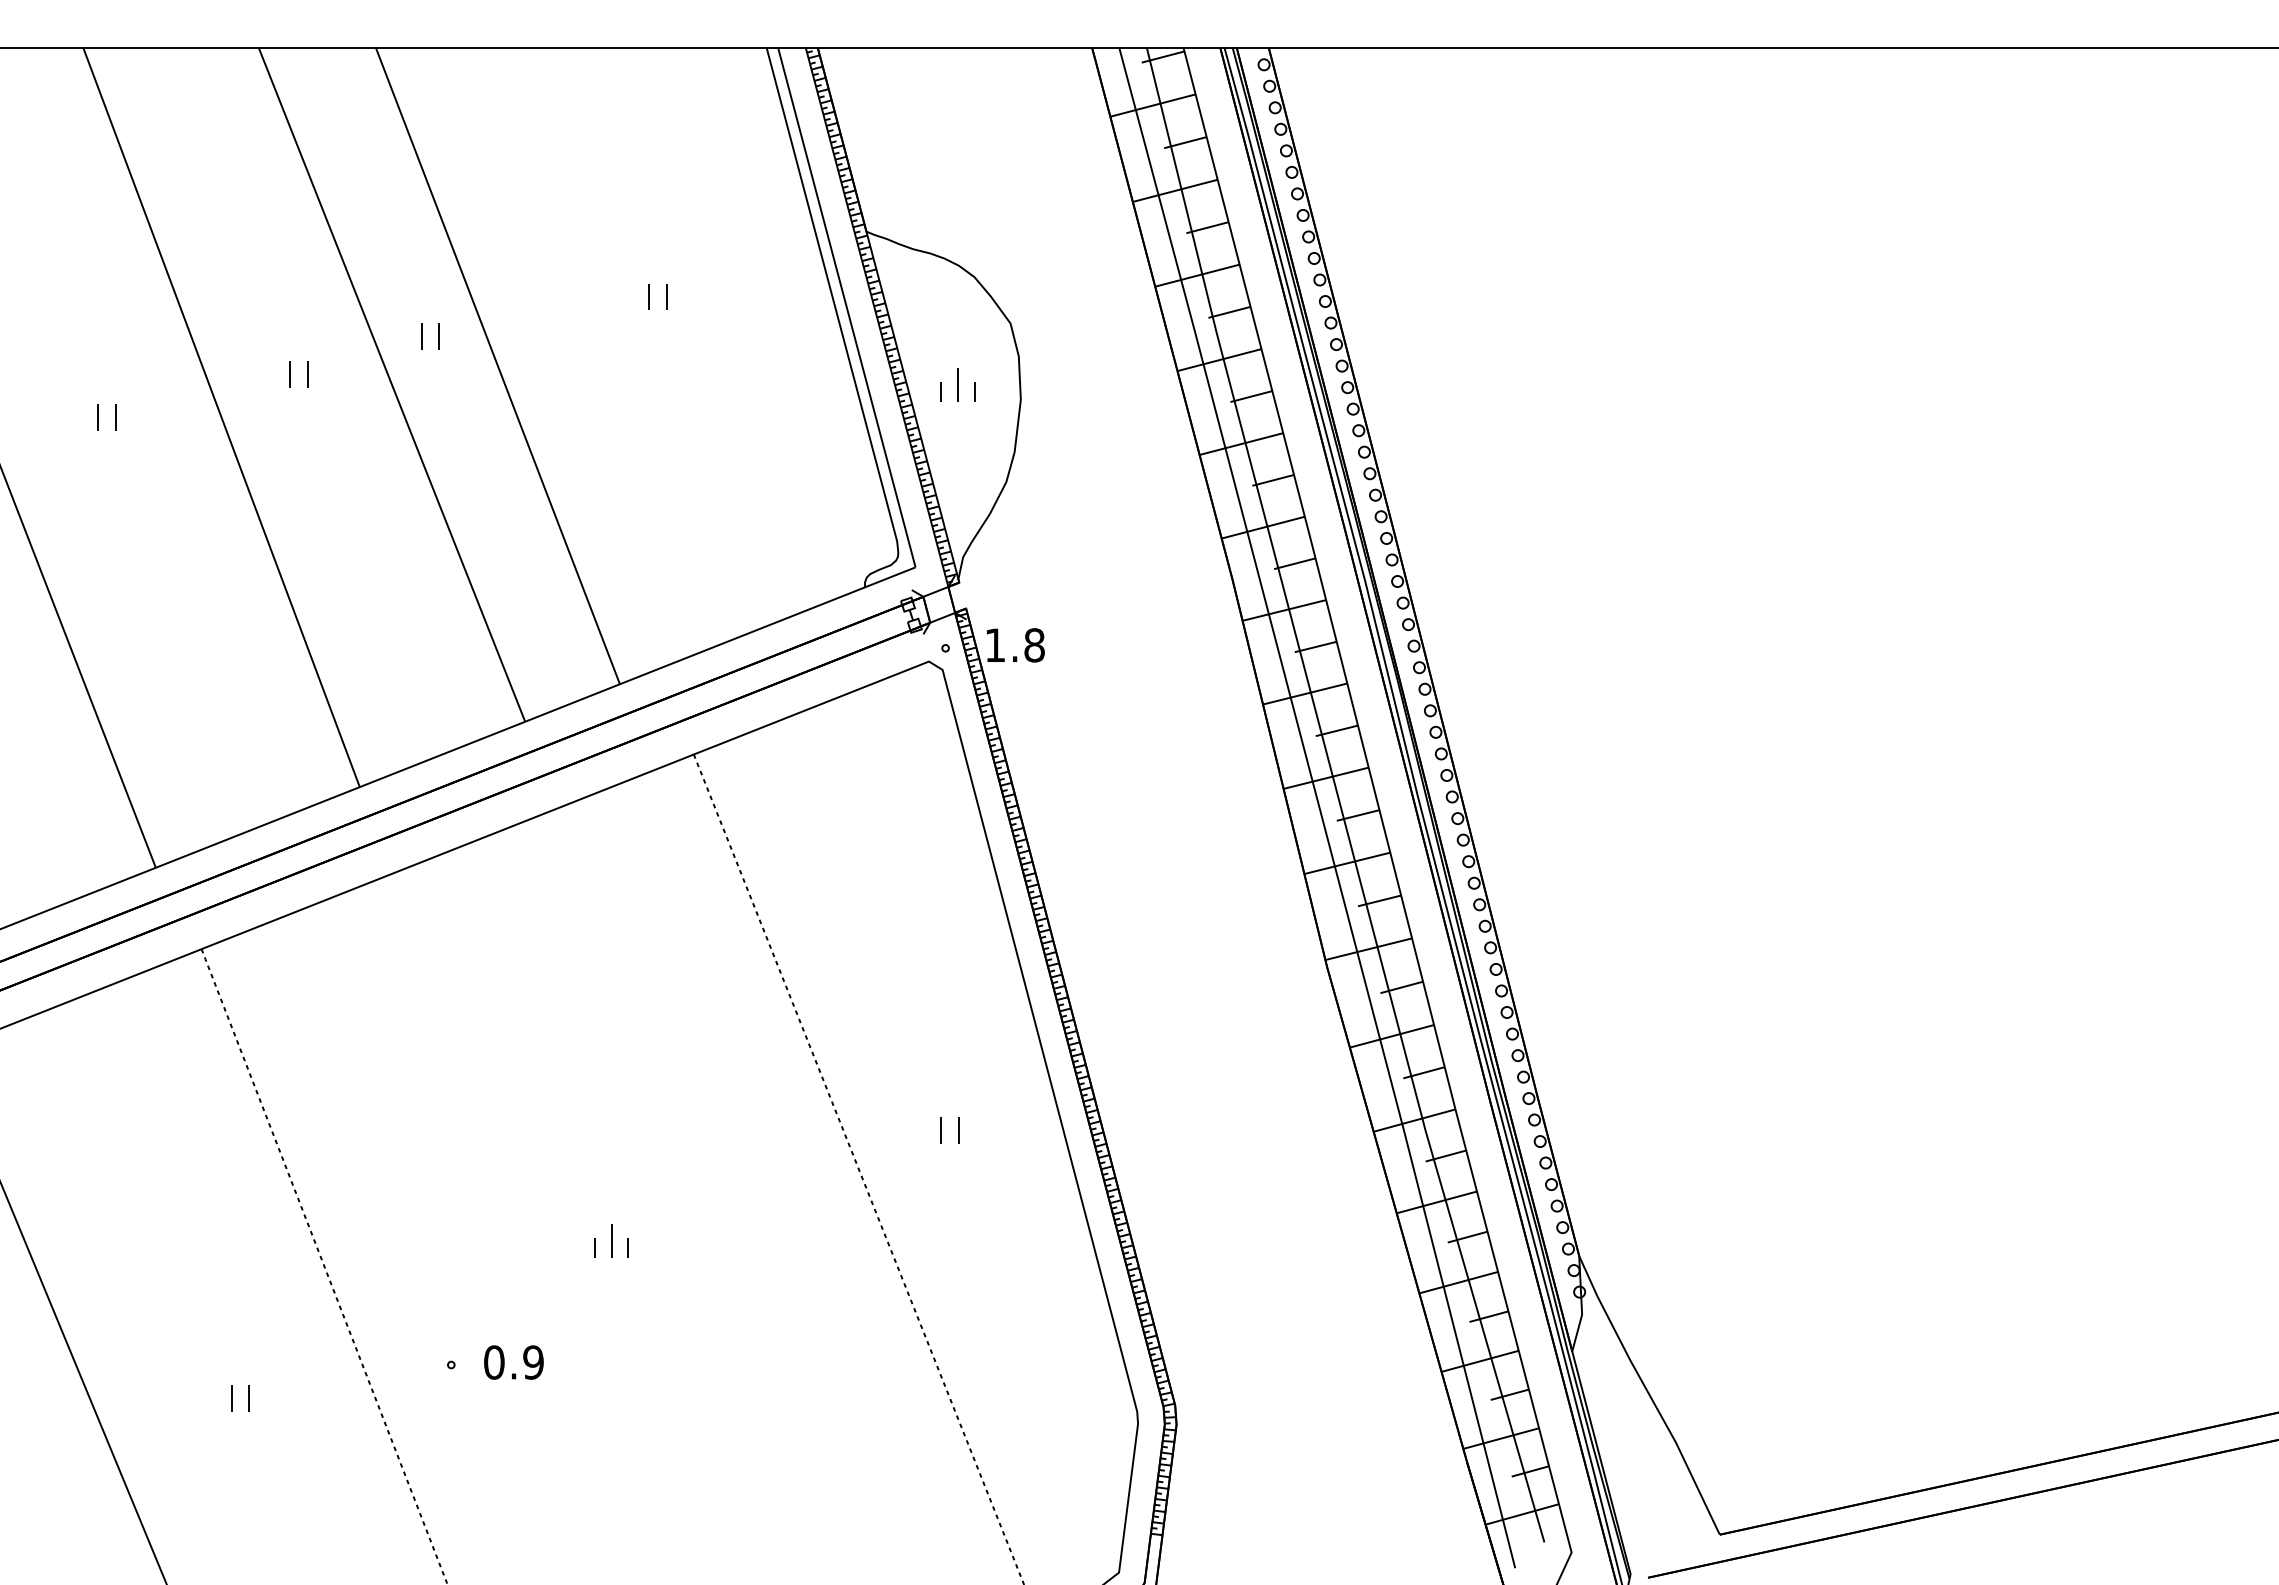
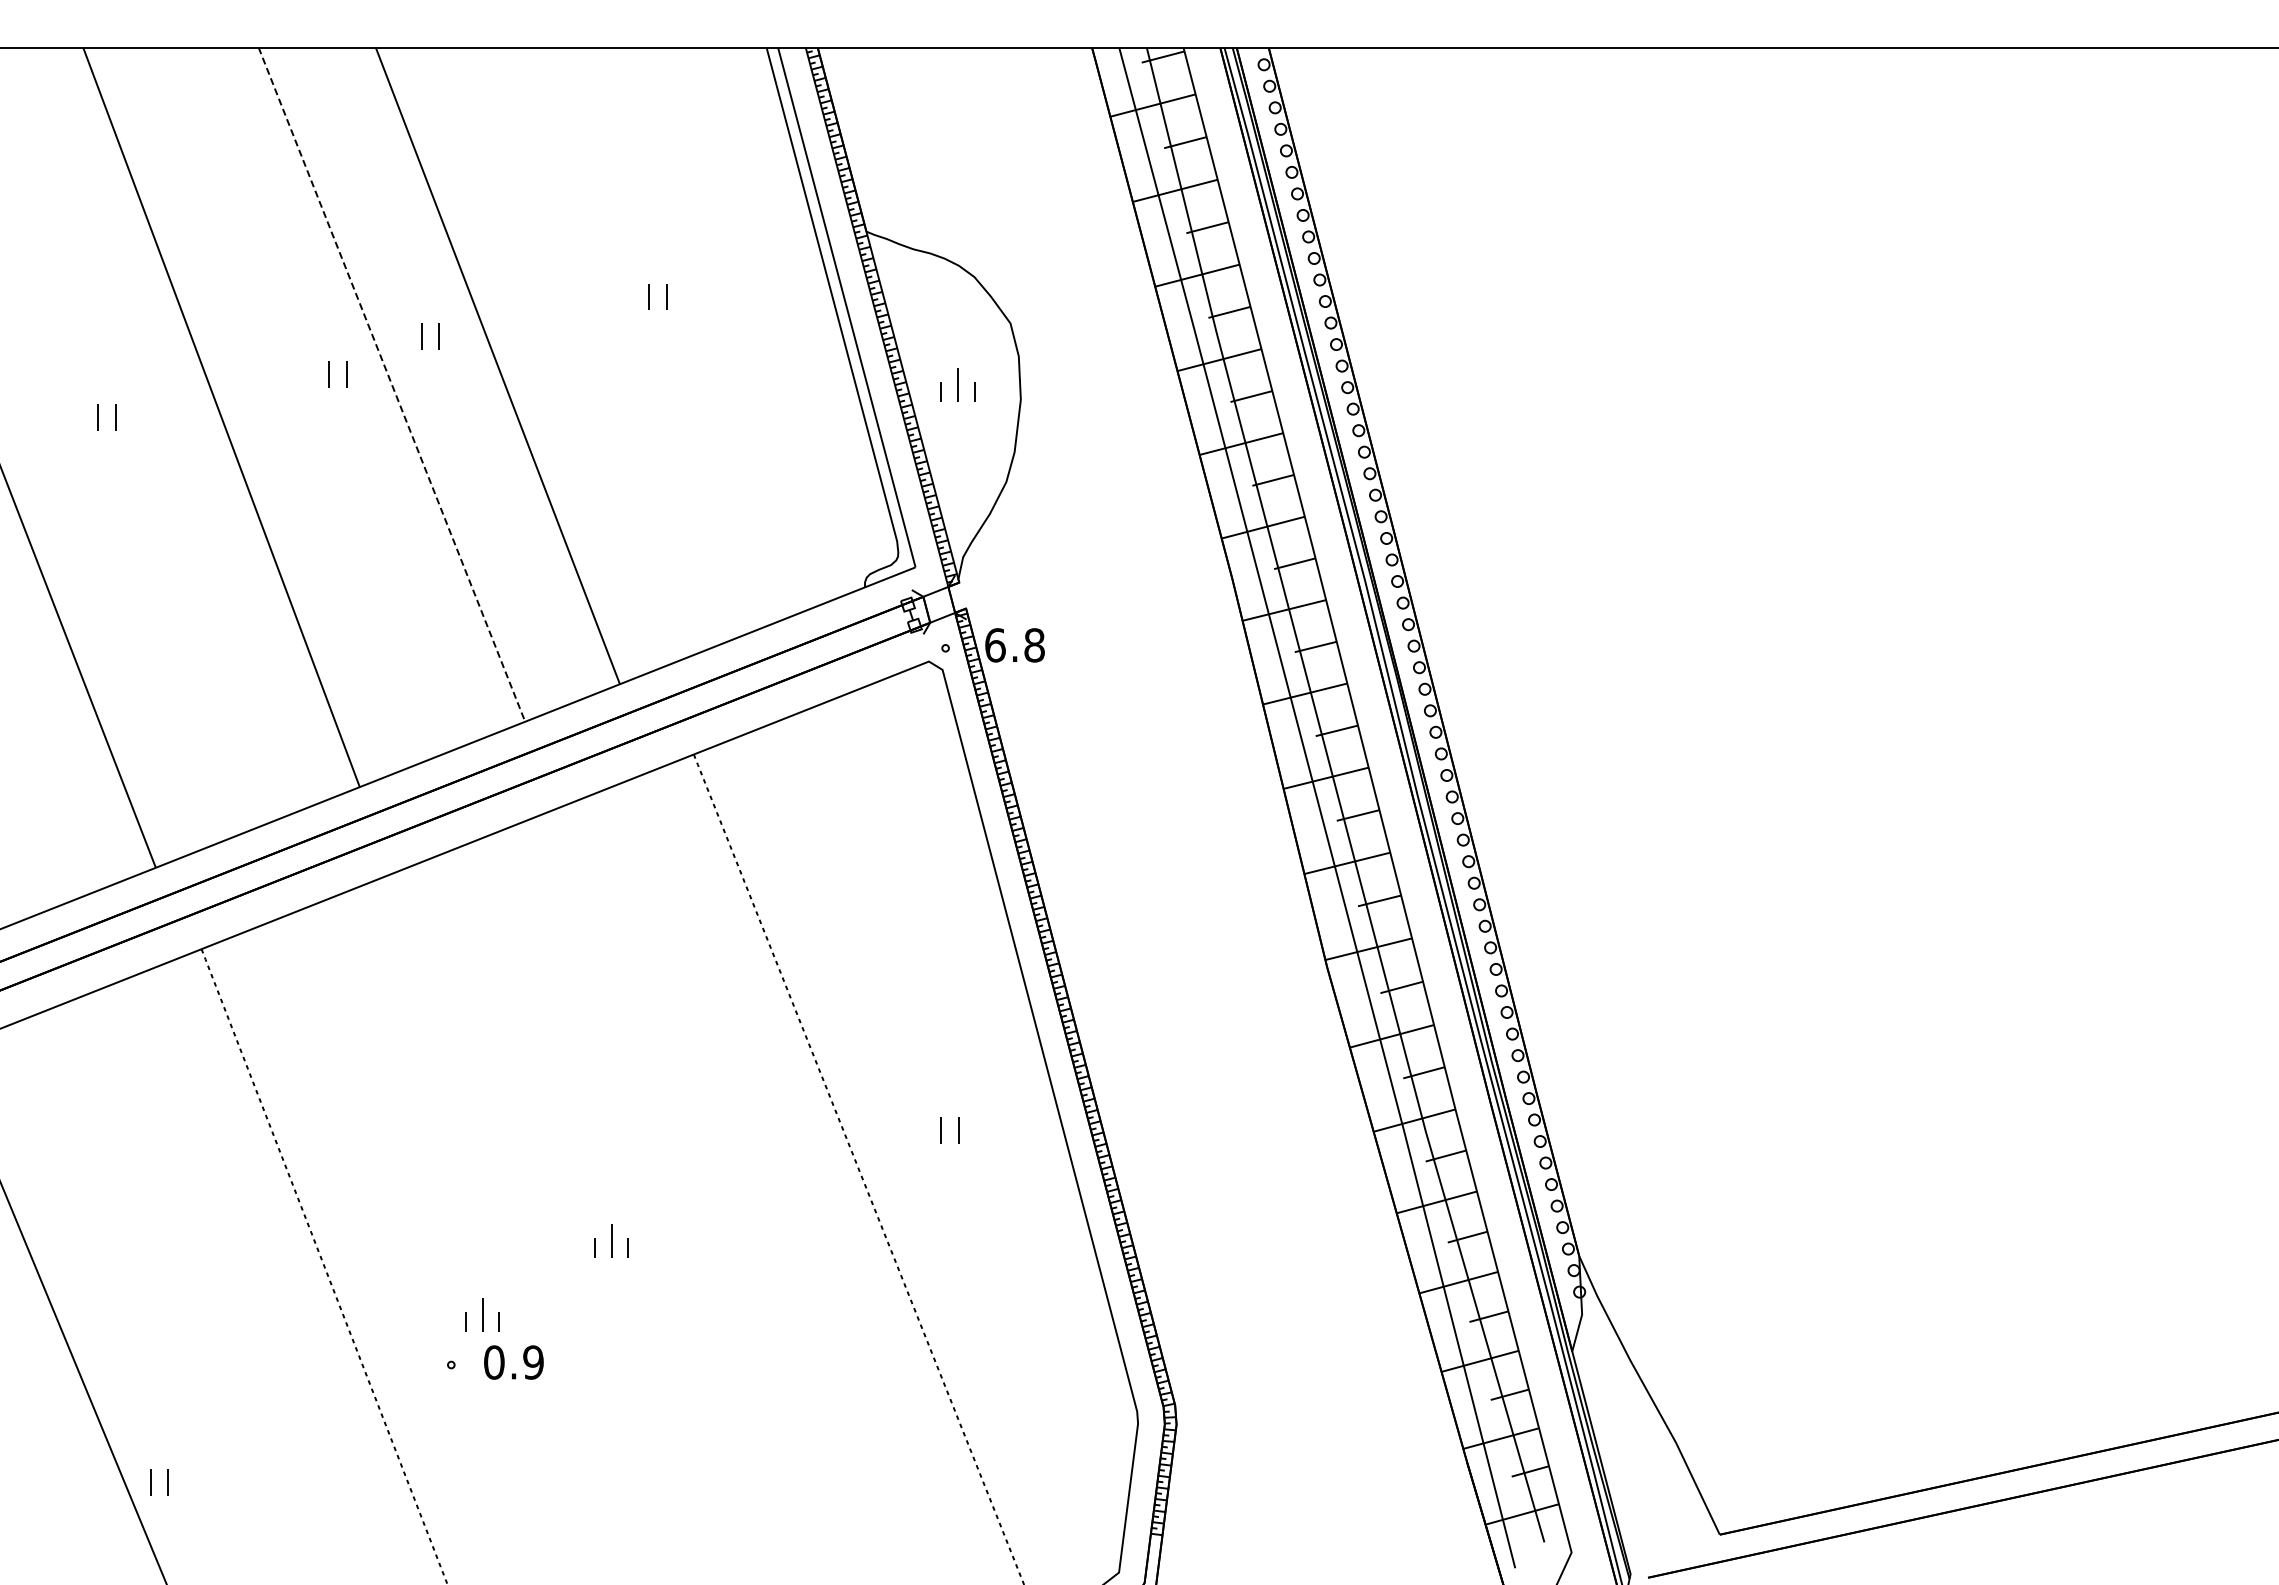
part position: (290, 374) -> (329, 374) (329, 374)
line: solid -> dashed (392, 385)
text: 1.8 -> 6.8 (995, 645)
part: none -> present (482, 1314)
part position: (232, 1398) -> (151, 1482) (151, 1482)
